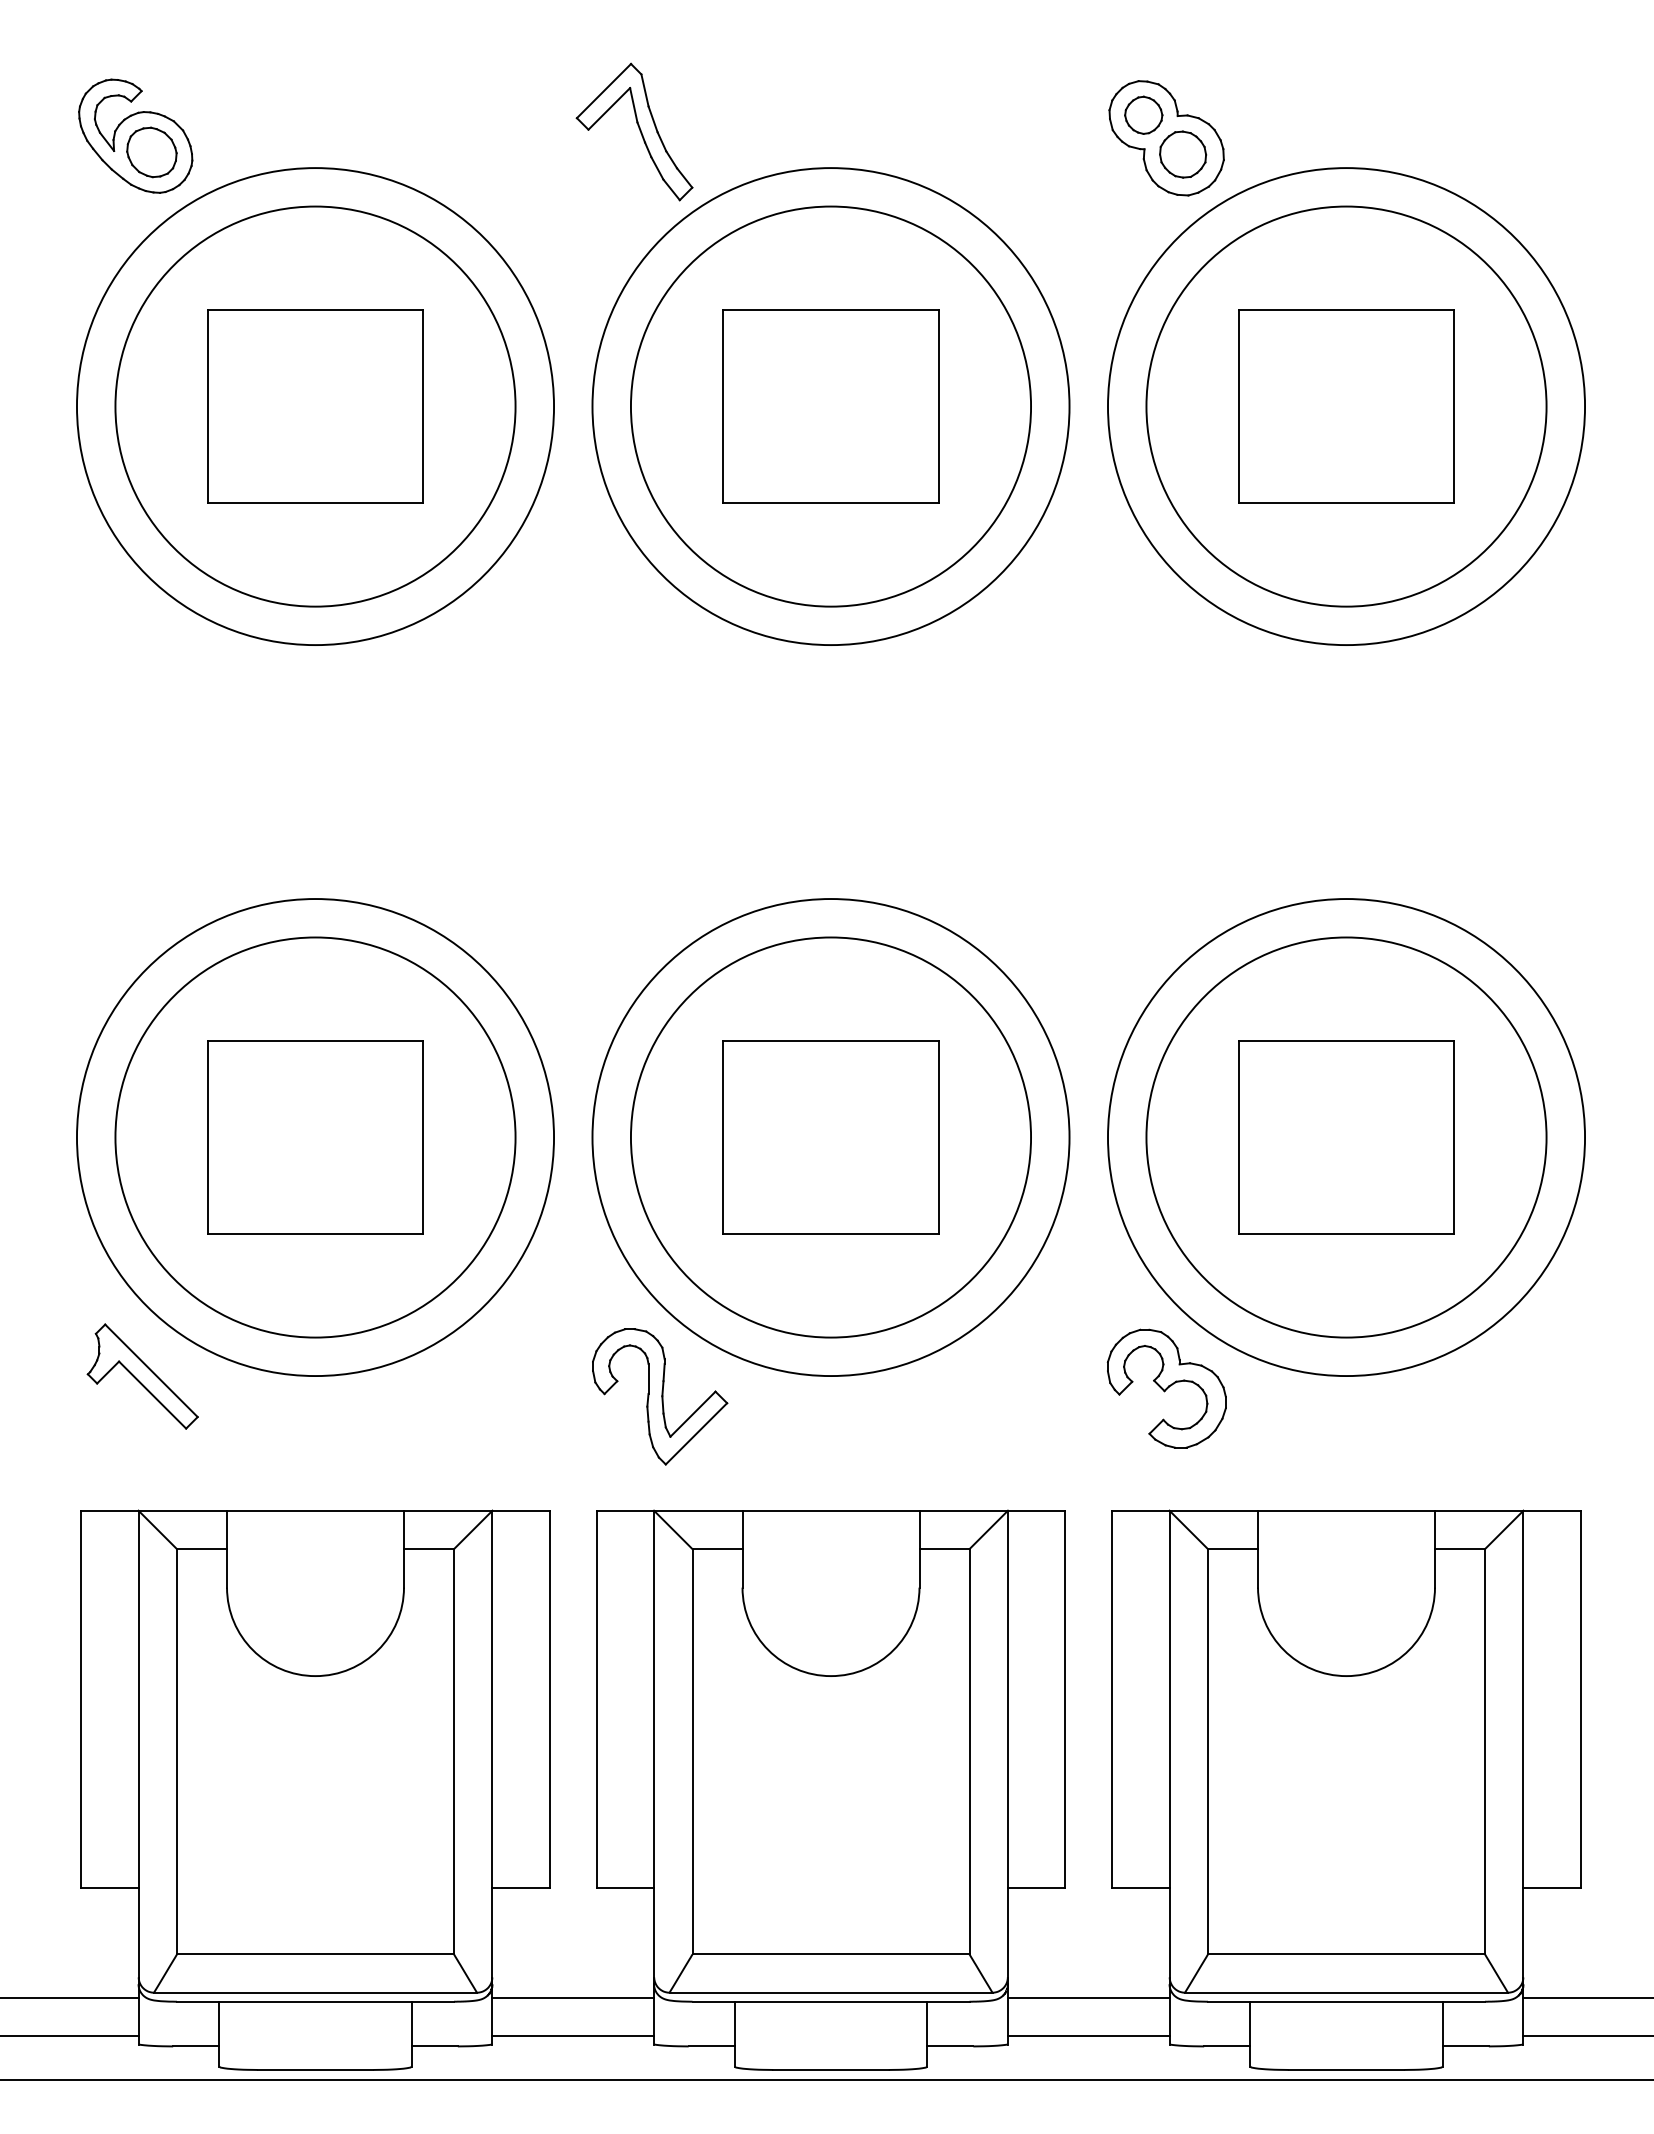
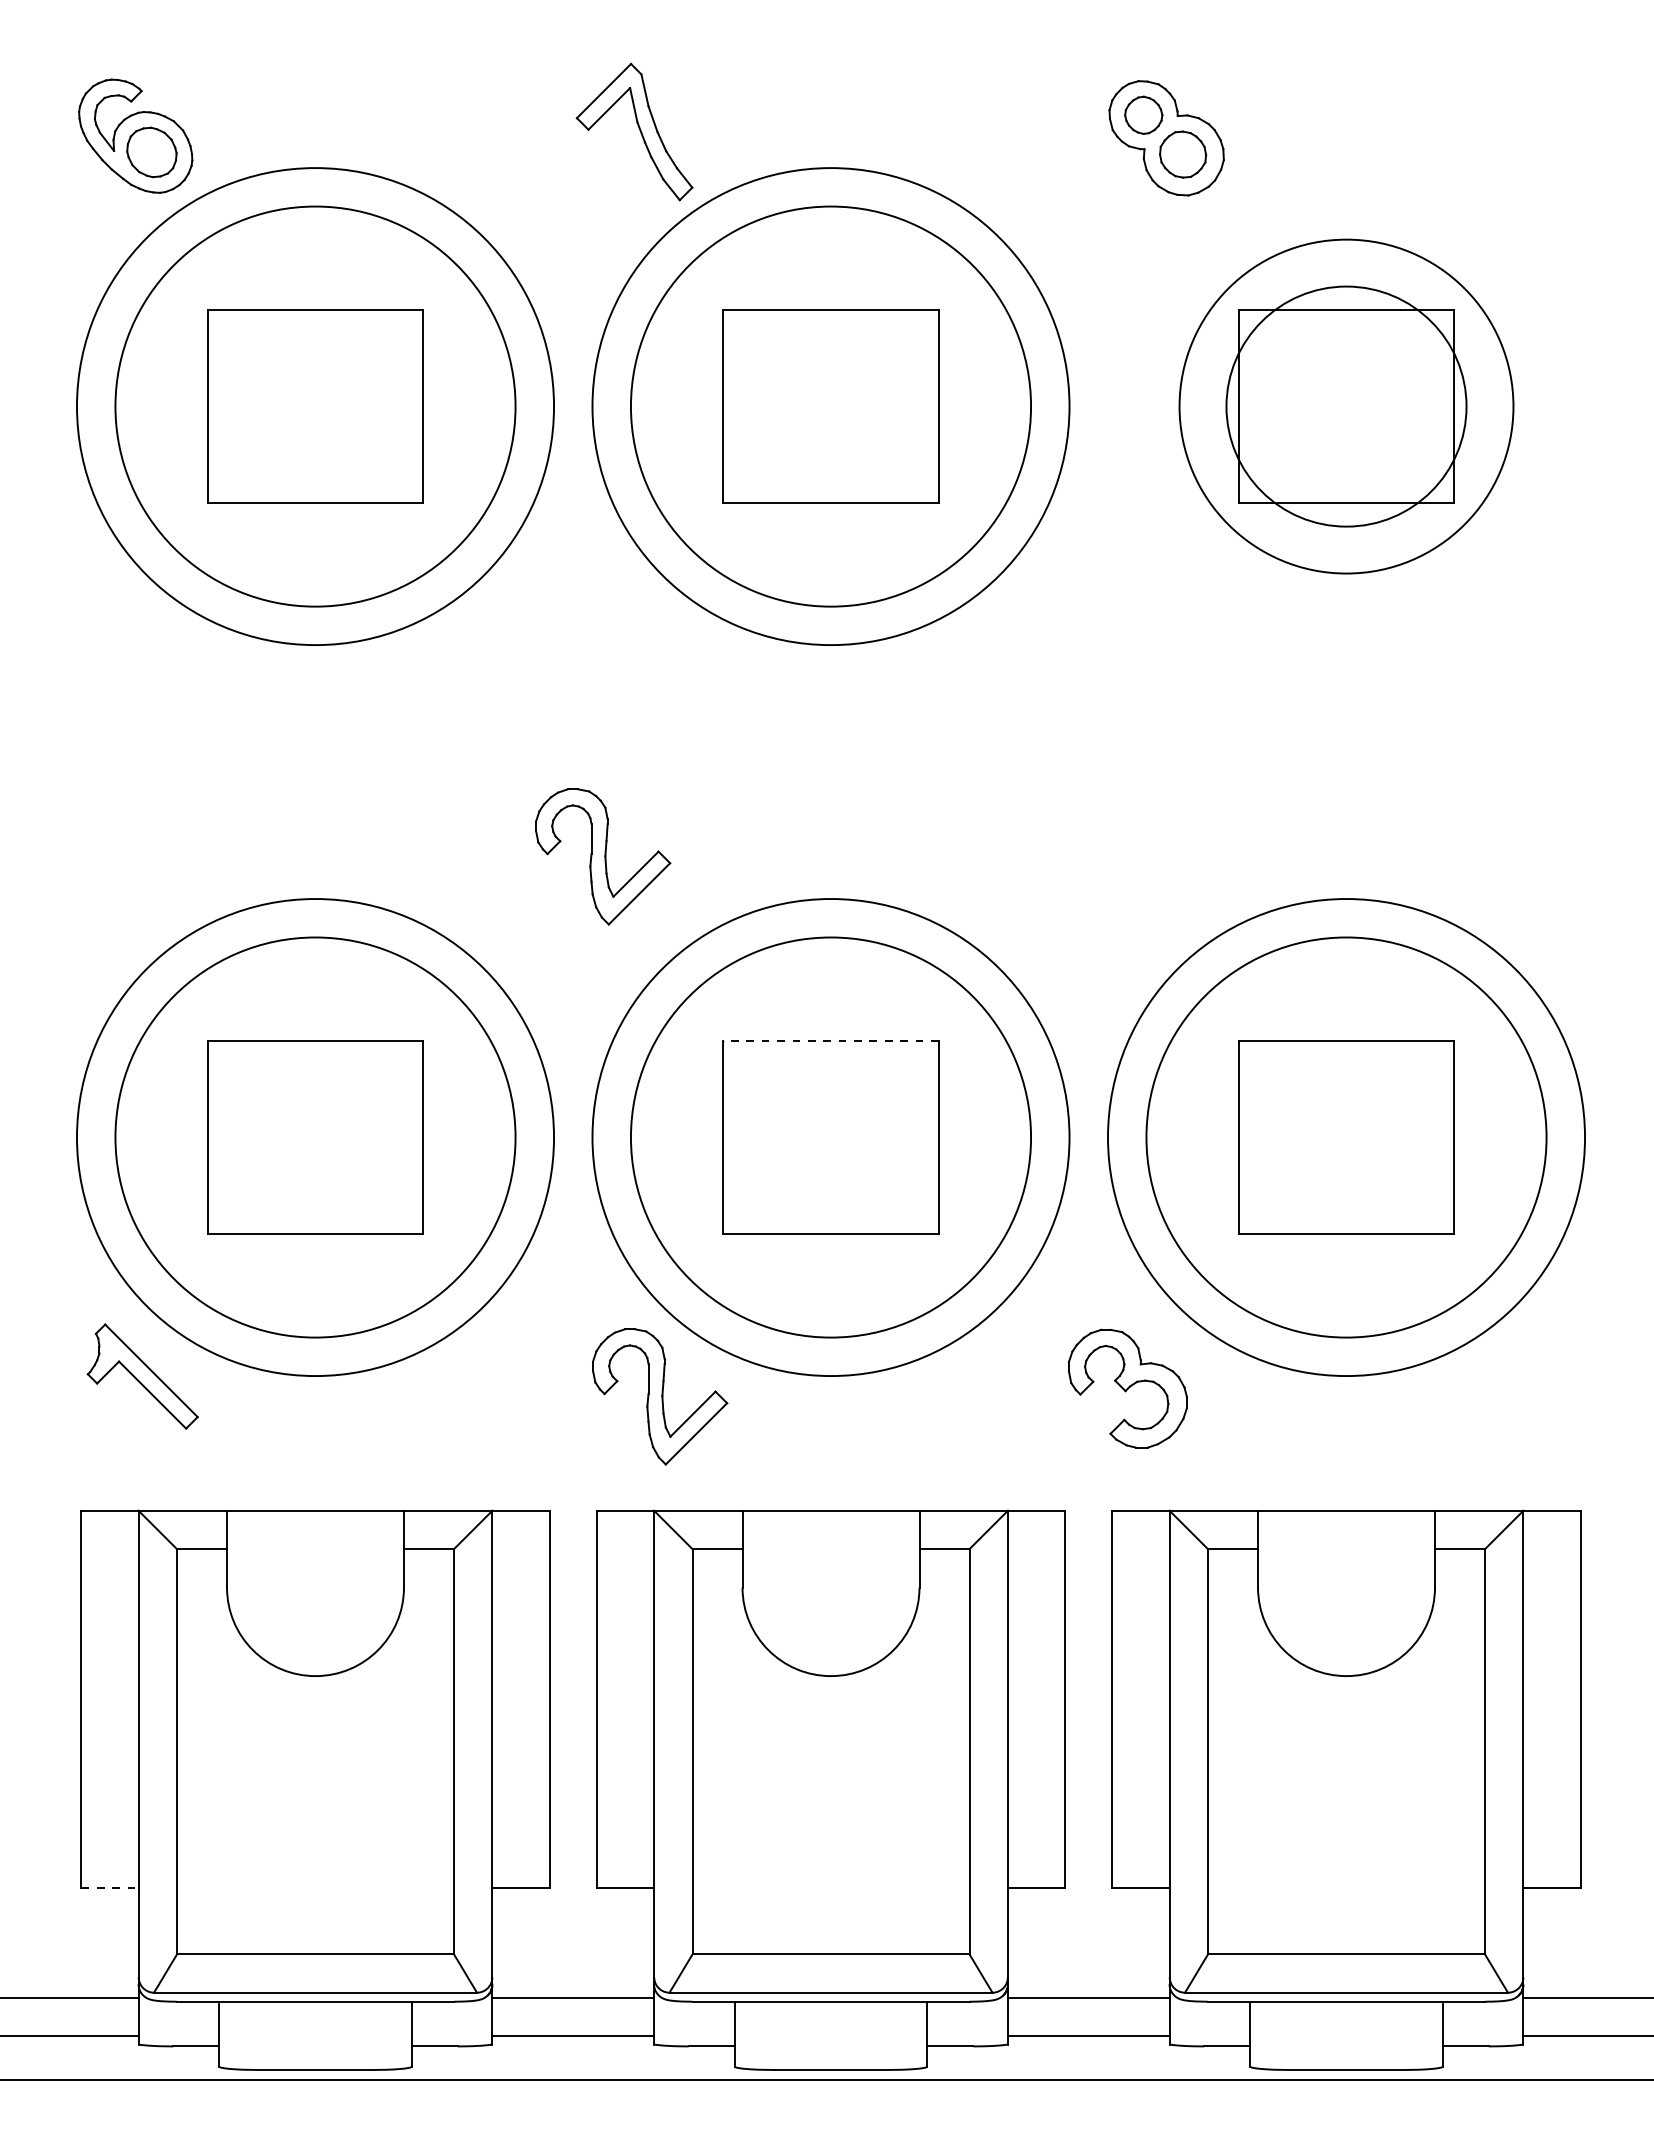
circle diameter: 400 px -> 240 px (1346, 406)
circle diameter: 477 px -> 334 px (1346, 406)
part: none -> present (603, 856)
line: solid -> dashed (831, 1041)
part position: (1166, 1388) -> (1127, 1388) (1127, 1388)
line: solid -> dashed (110, 1887)
